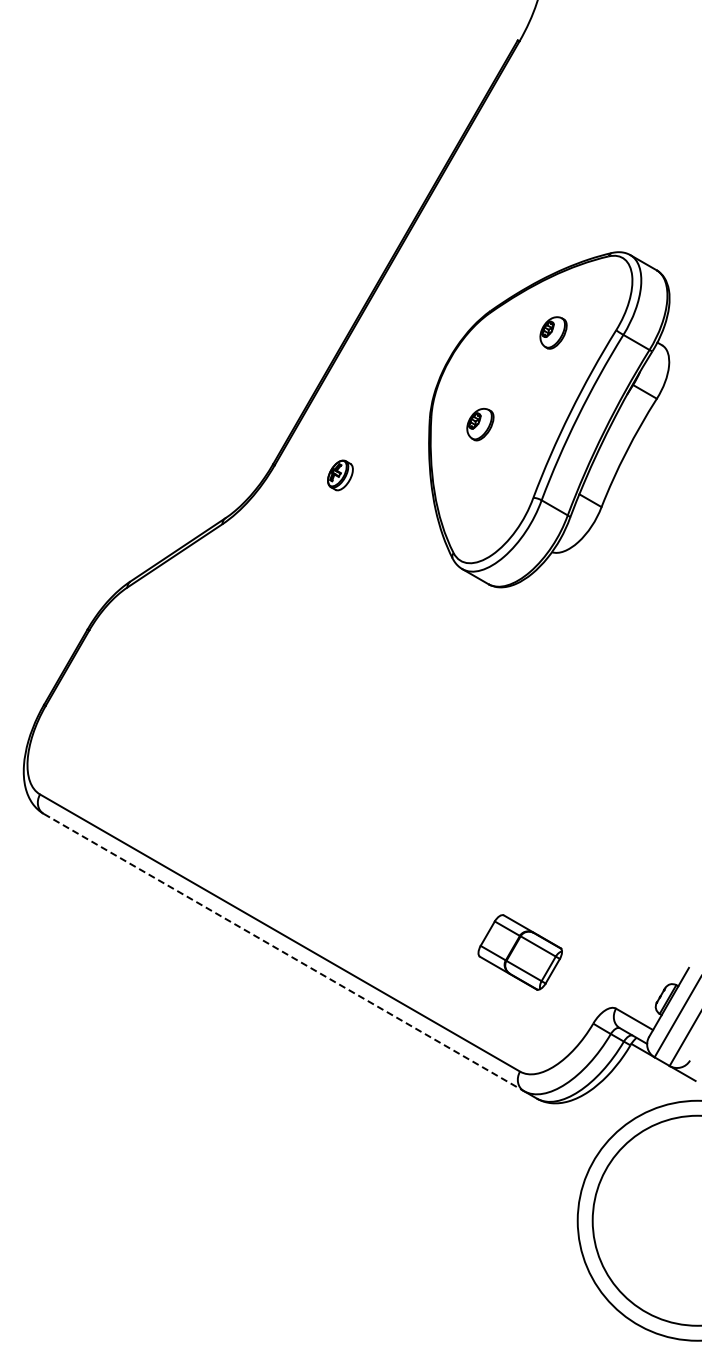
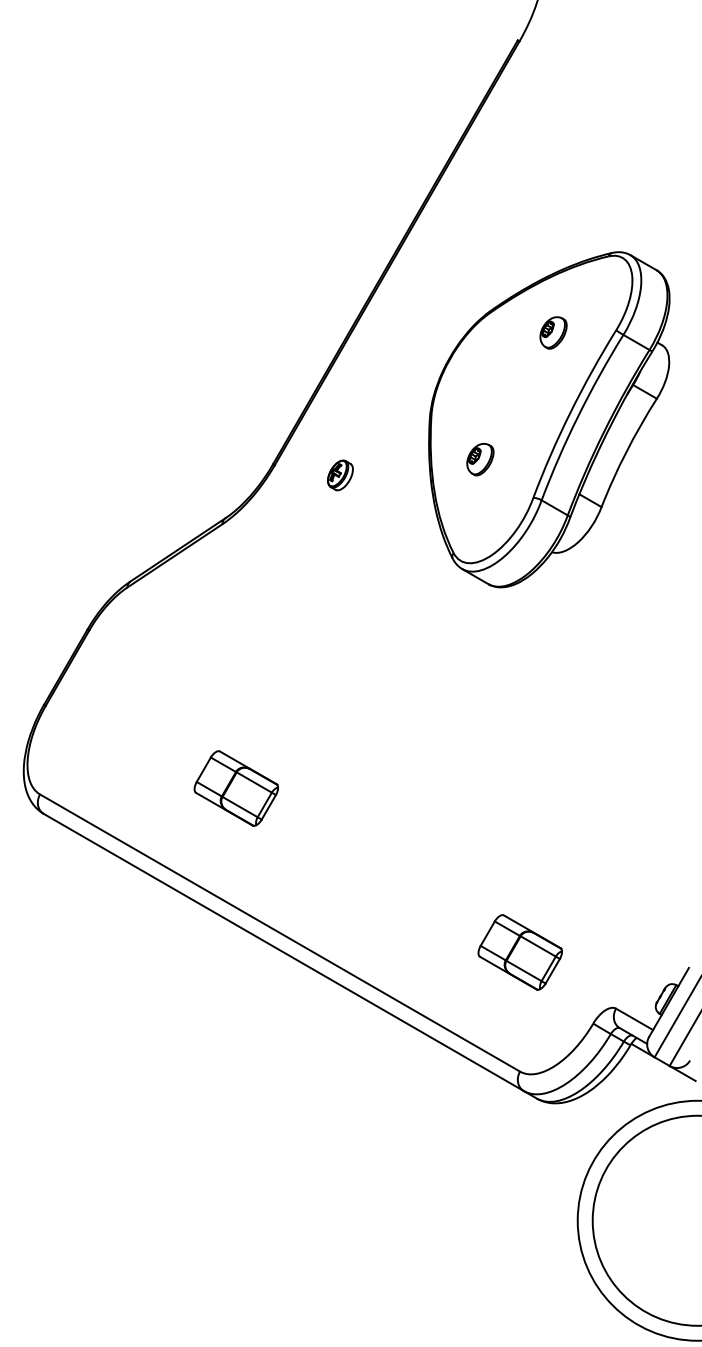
part position: (480, 424) -> (480, 459) (480, 459)
part: none -> present (235, 788)
line: dashed -> solid (284, 952)
